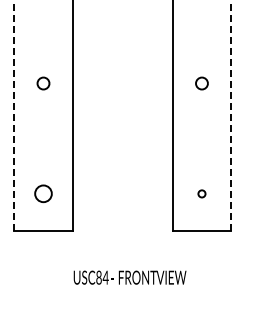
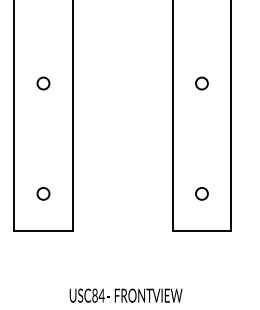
line: dashed -> solid (14, 115)
line: dashed -> solid (231, 115)
circle size: 19x20 px -> 15x14 px (43, 193)
circle size: 10x10 px -> 14x14 px (201, 193)
text position: (129, 277) -> (125, 295) (125, 295)
